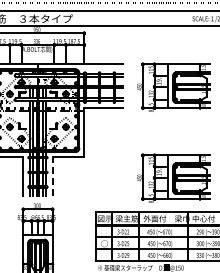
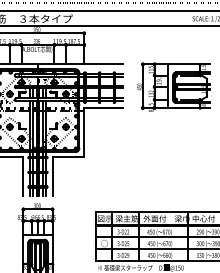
line: dashed -> solid (52, 176)
part: present -> none (173, 177)
